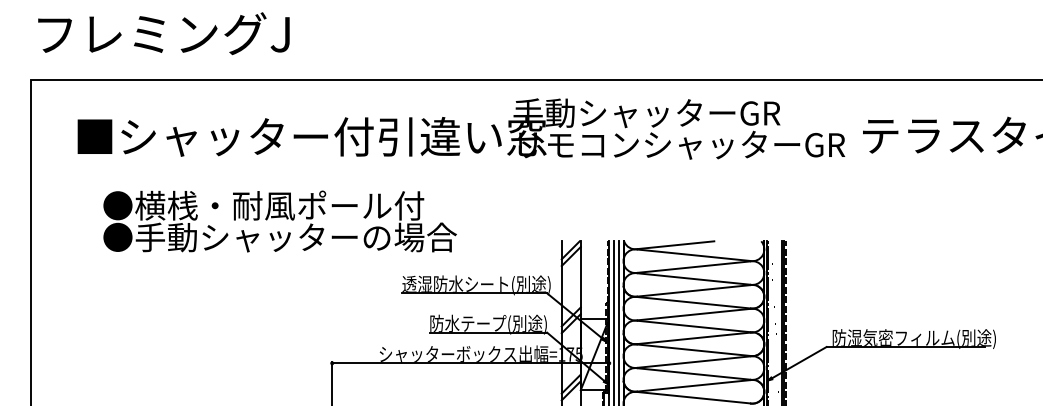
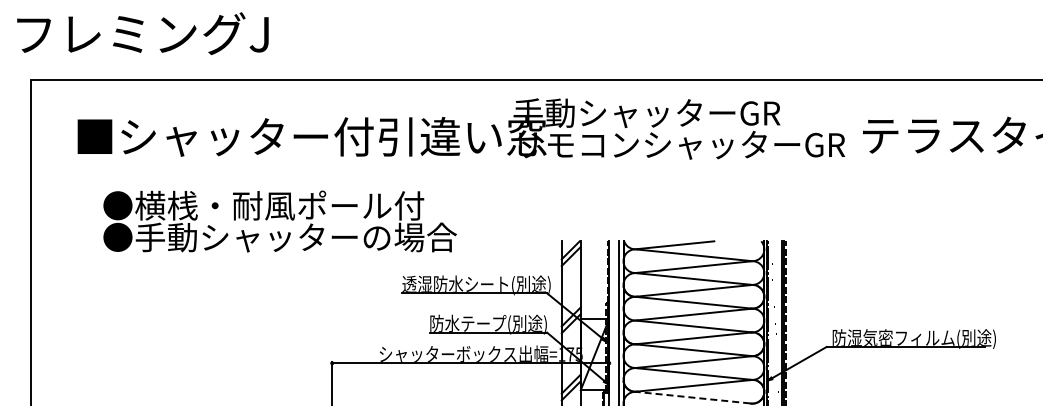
text position: (163, 33) -> (142, 33) (142, 33)
line: present -> none (613, 321)
line: solid -> dashed (693, 397)
